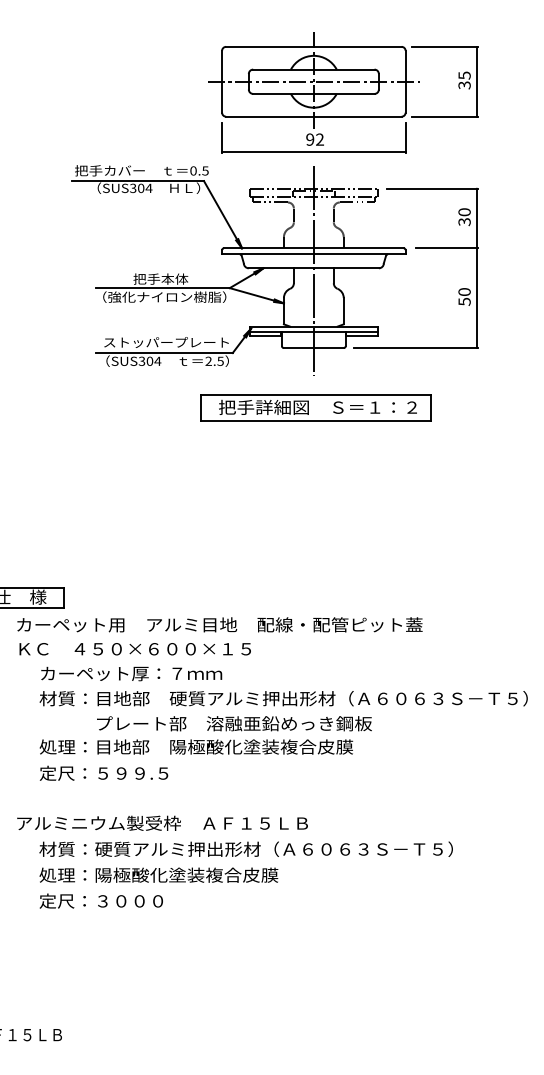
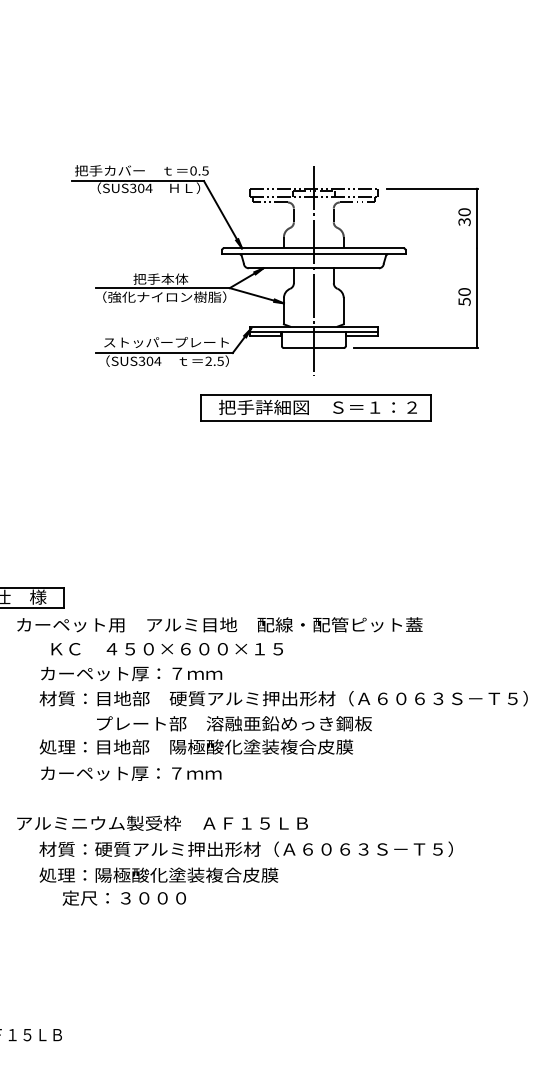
part: present -> none (343, 92)
line: present -> none (446, 248)
text position: (134, 649) -> (166, 649) (166, 649)
text: 定尺：５９９.５ -> カーペット厚：７ｍｍ (130, 772)
text position: (100, 900) -> (123, 897) (123, 897)
